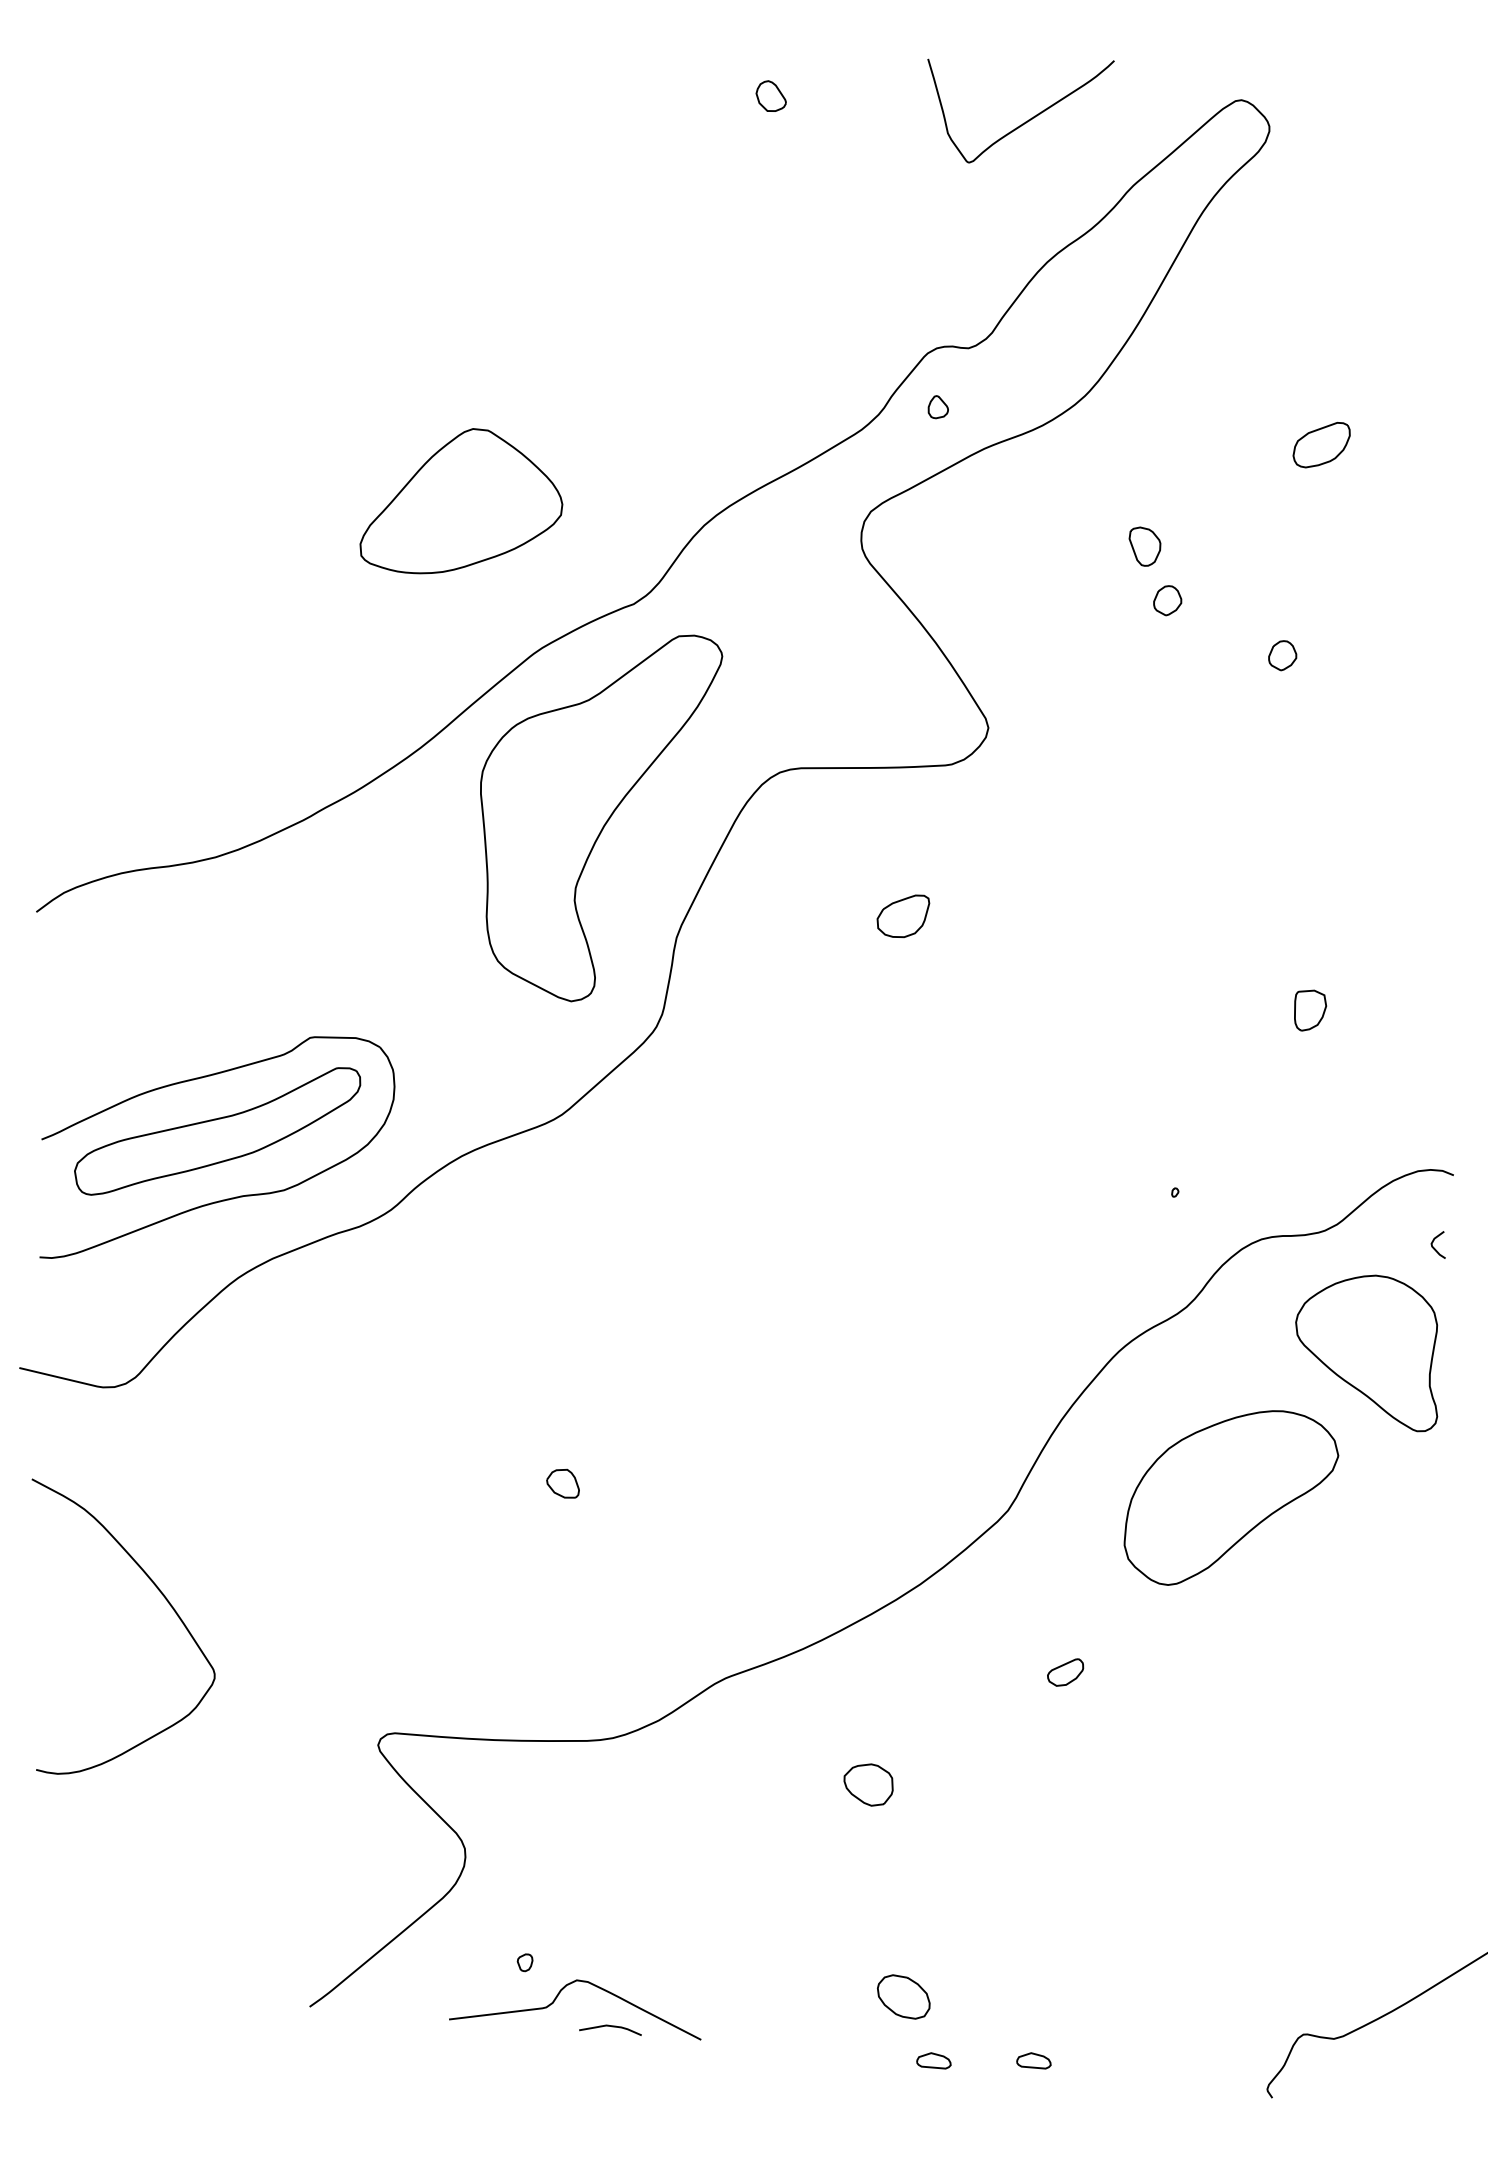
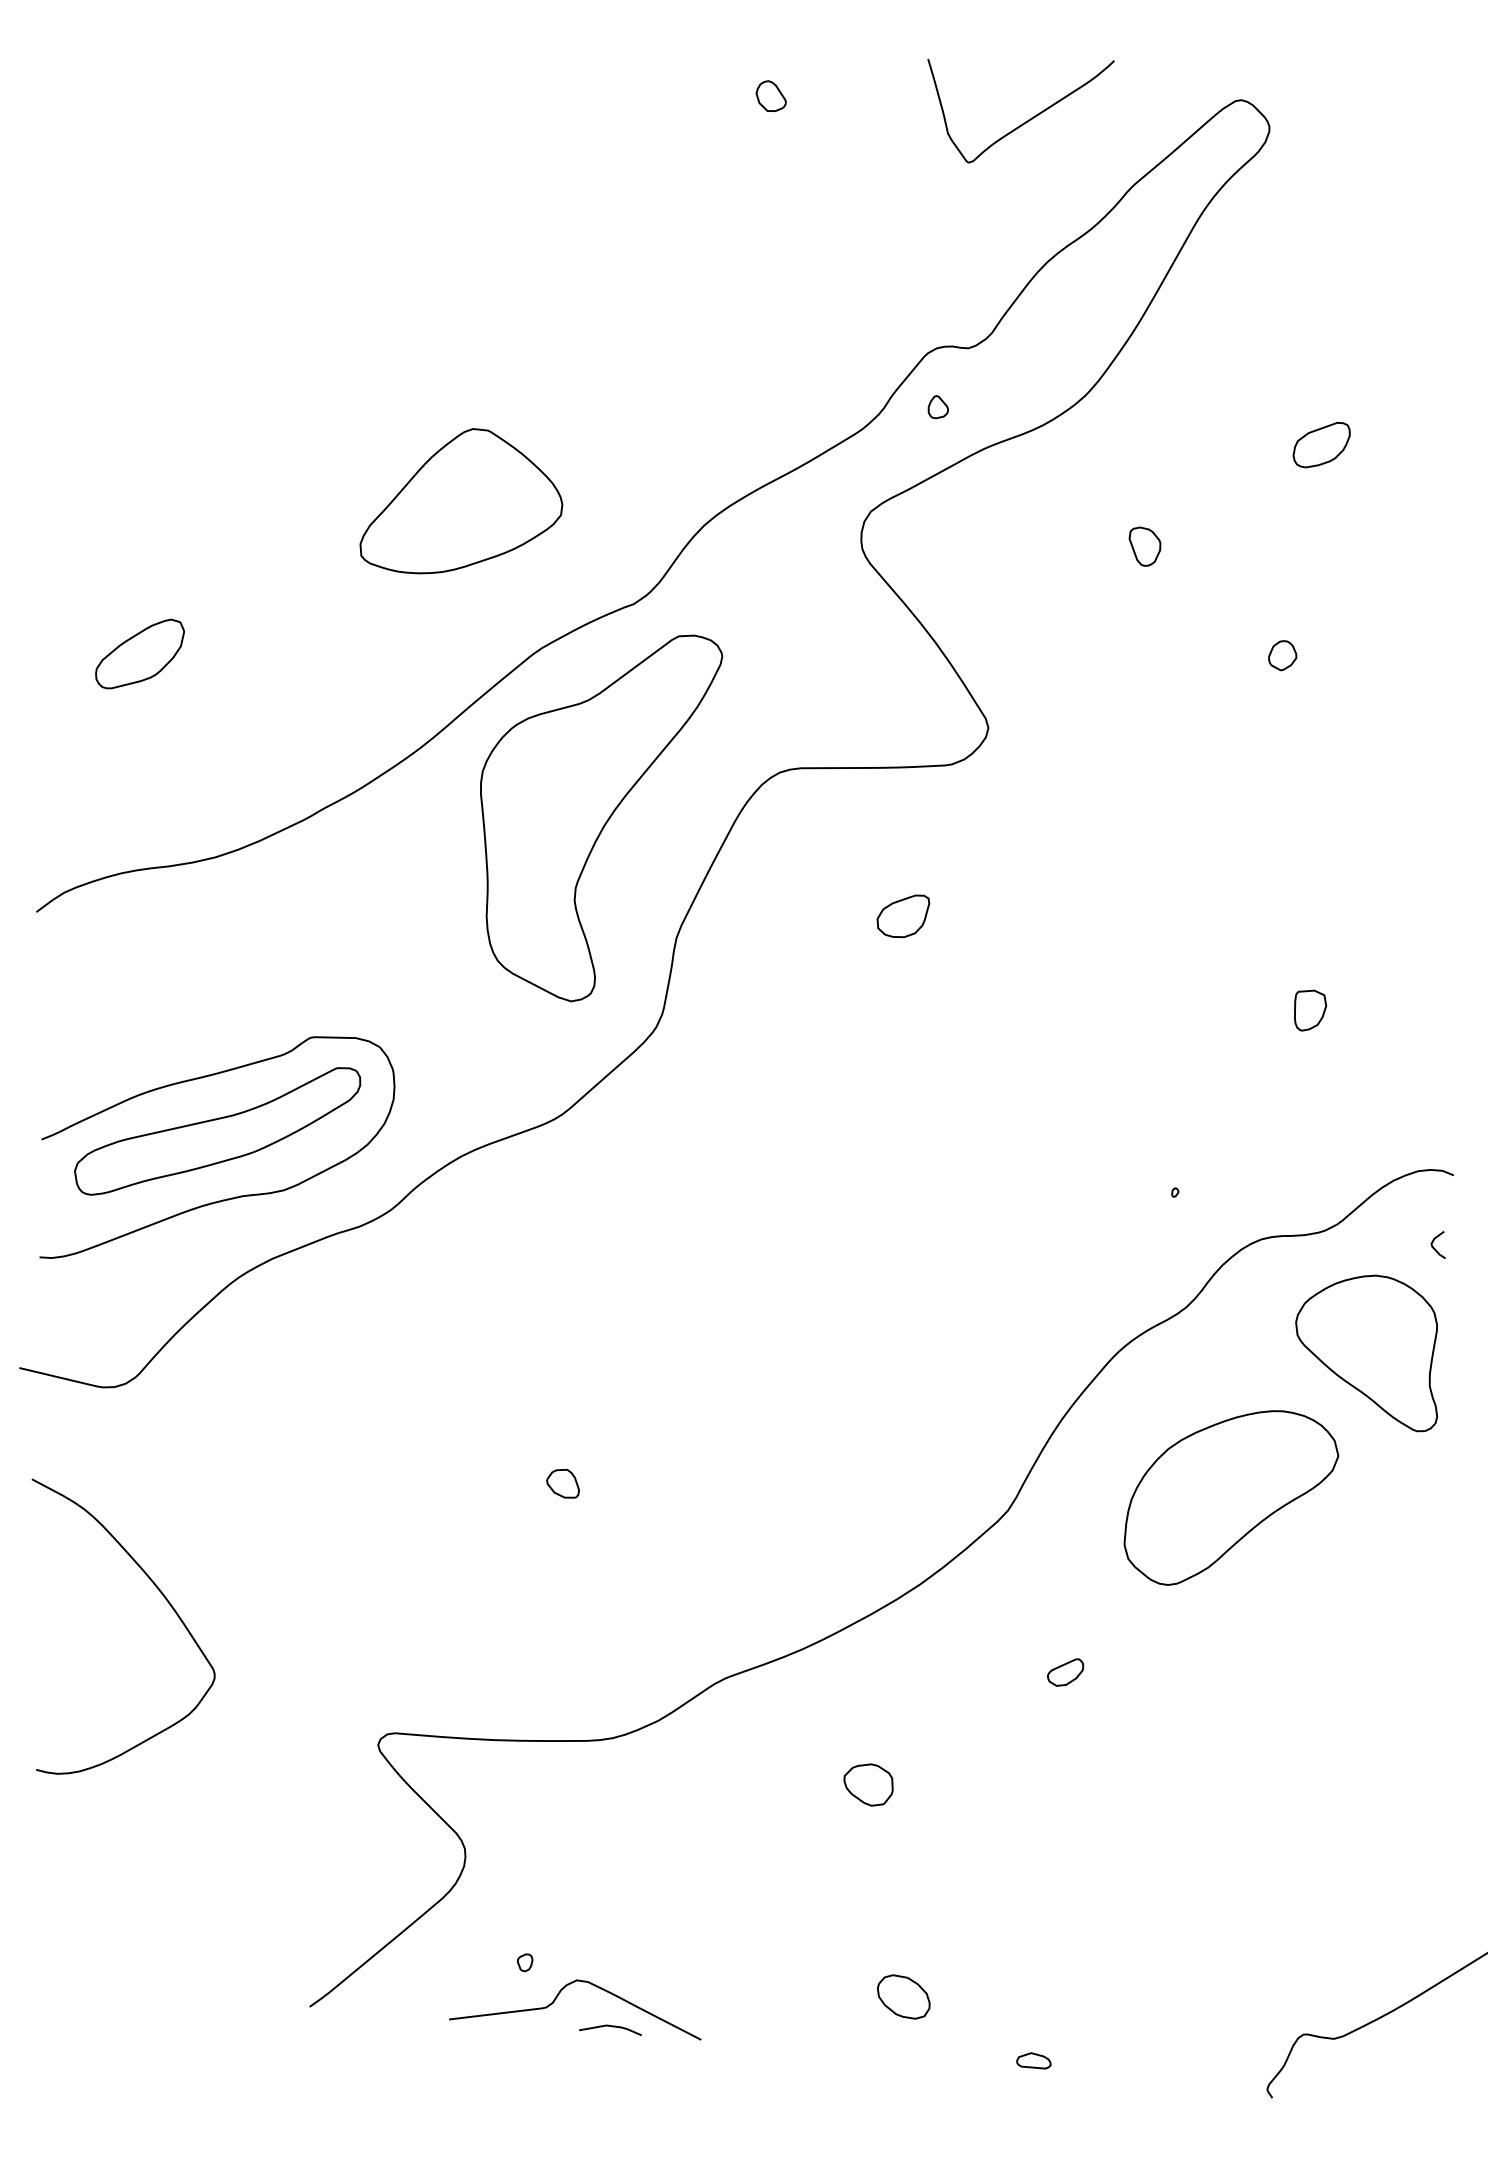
part: present -> none (1167, 600)
part: none -> present (139, 653)
part: present -> none (933, 2060)
